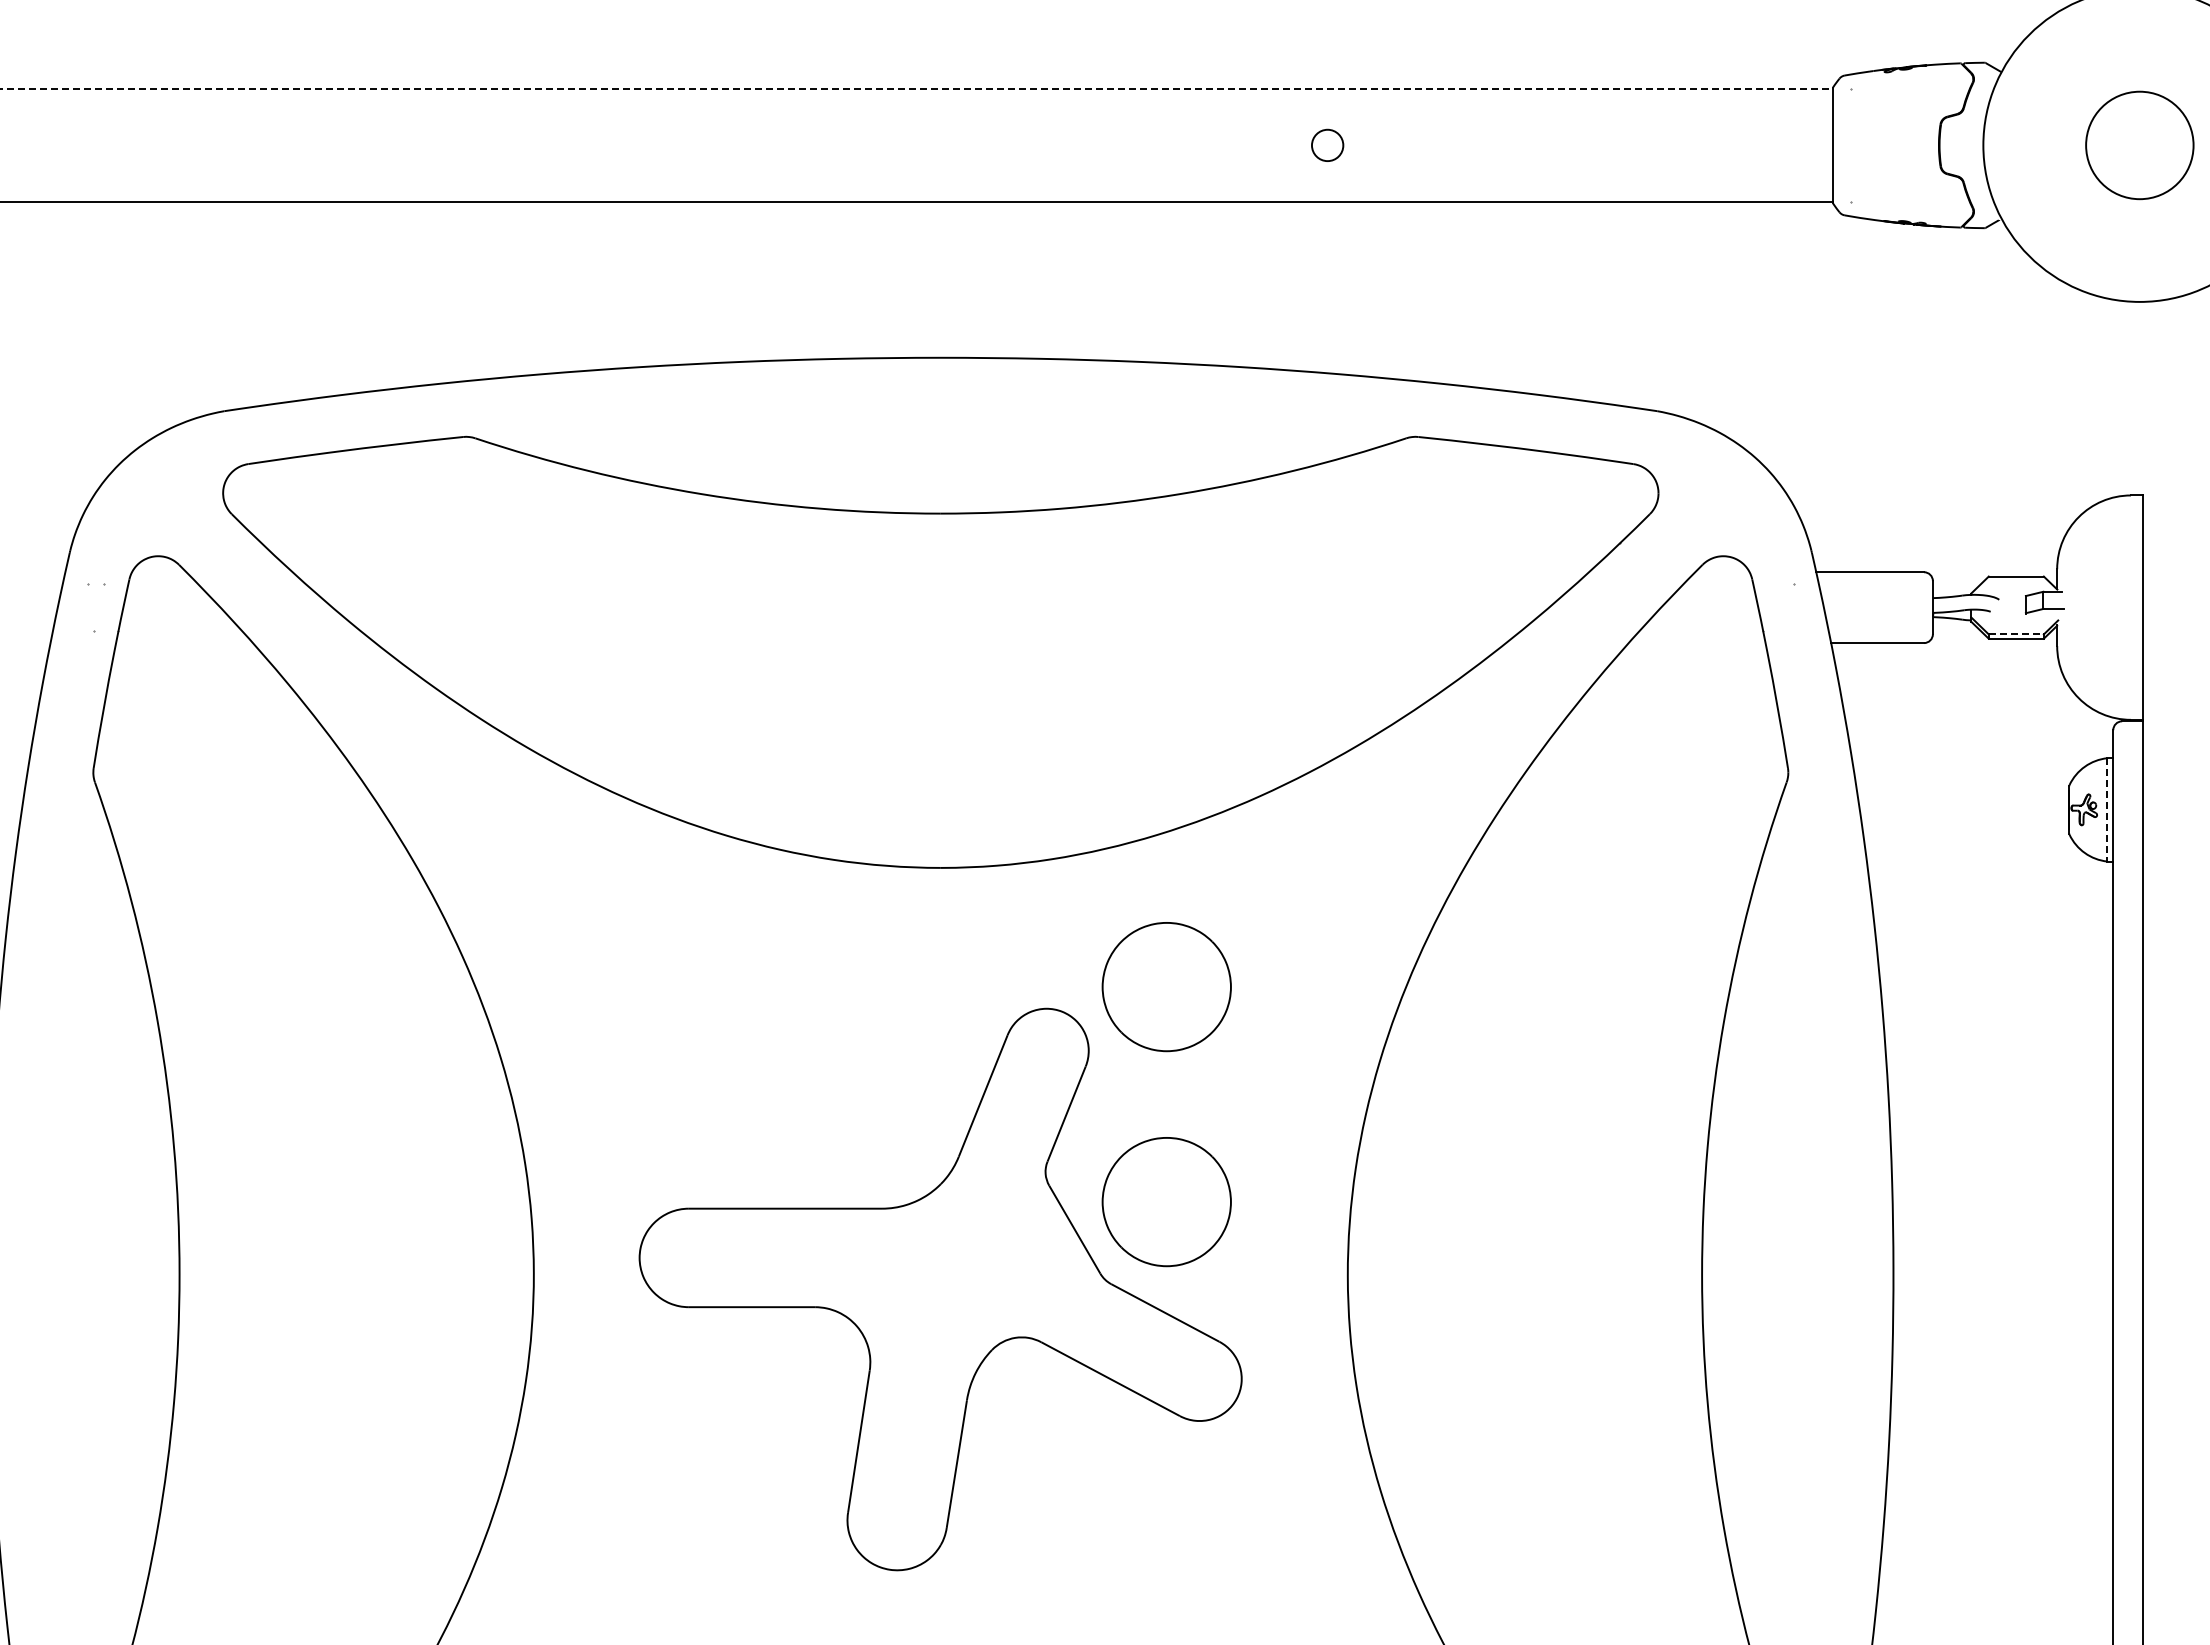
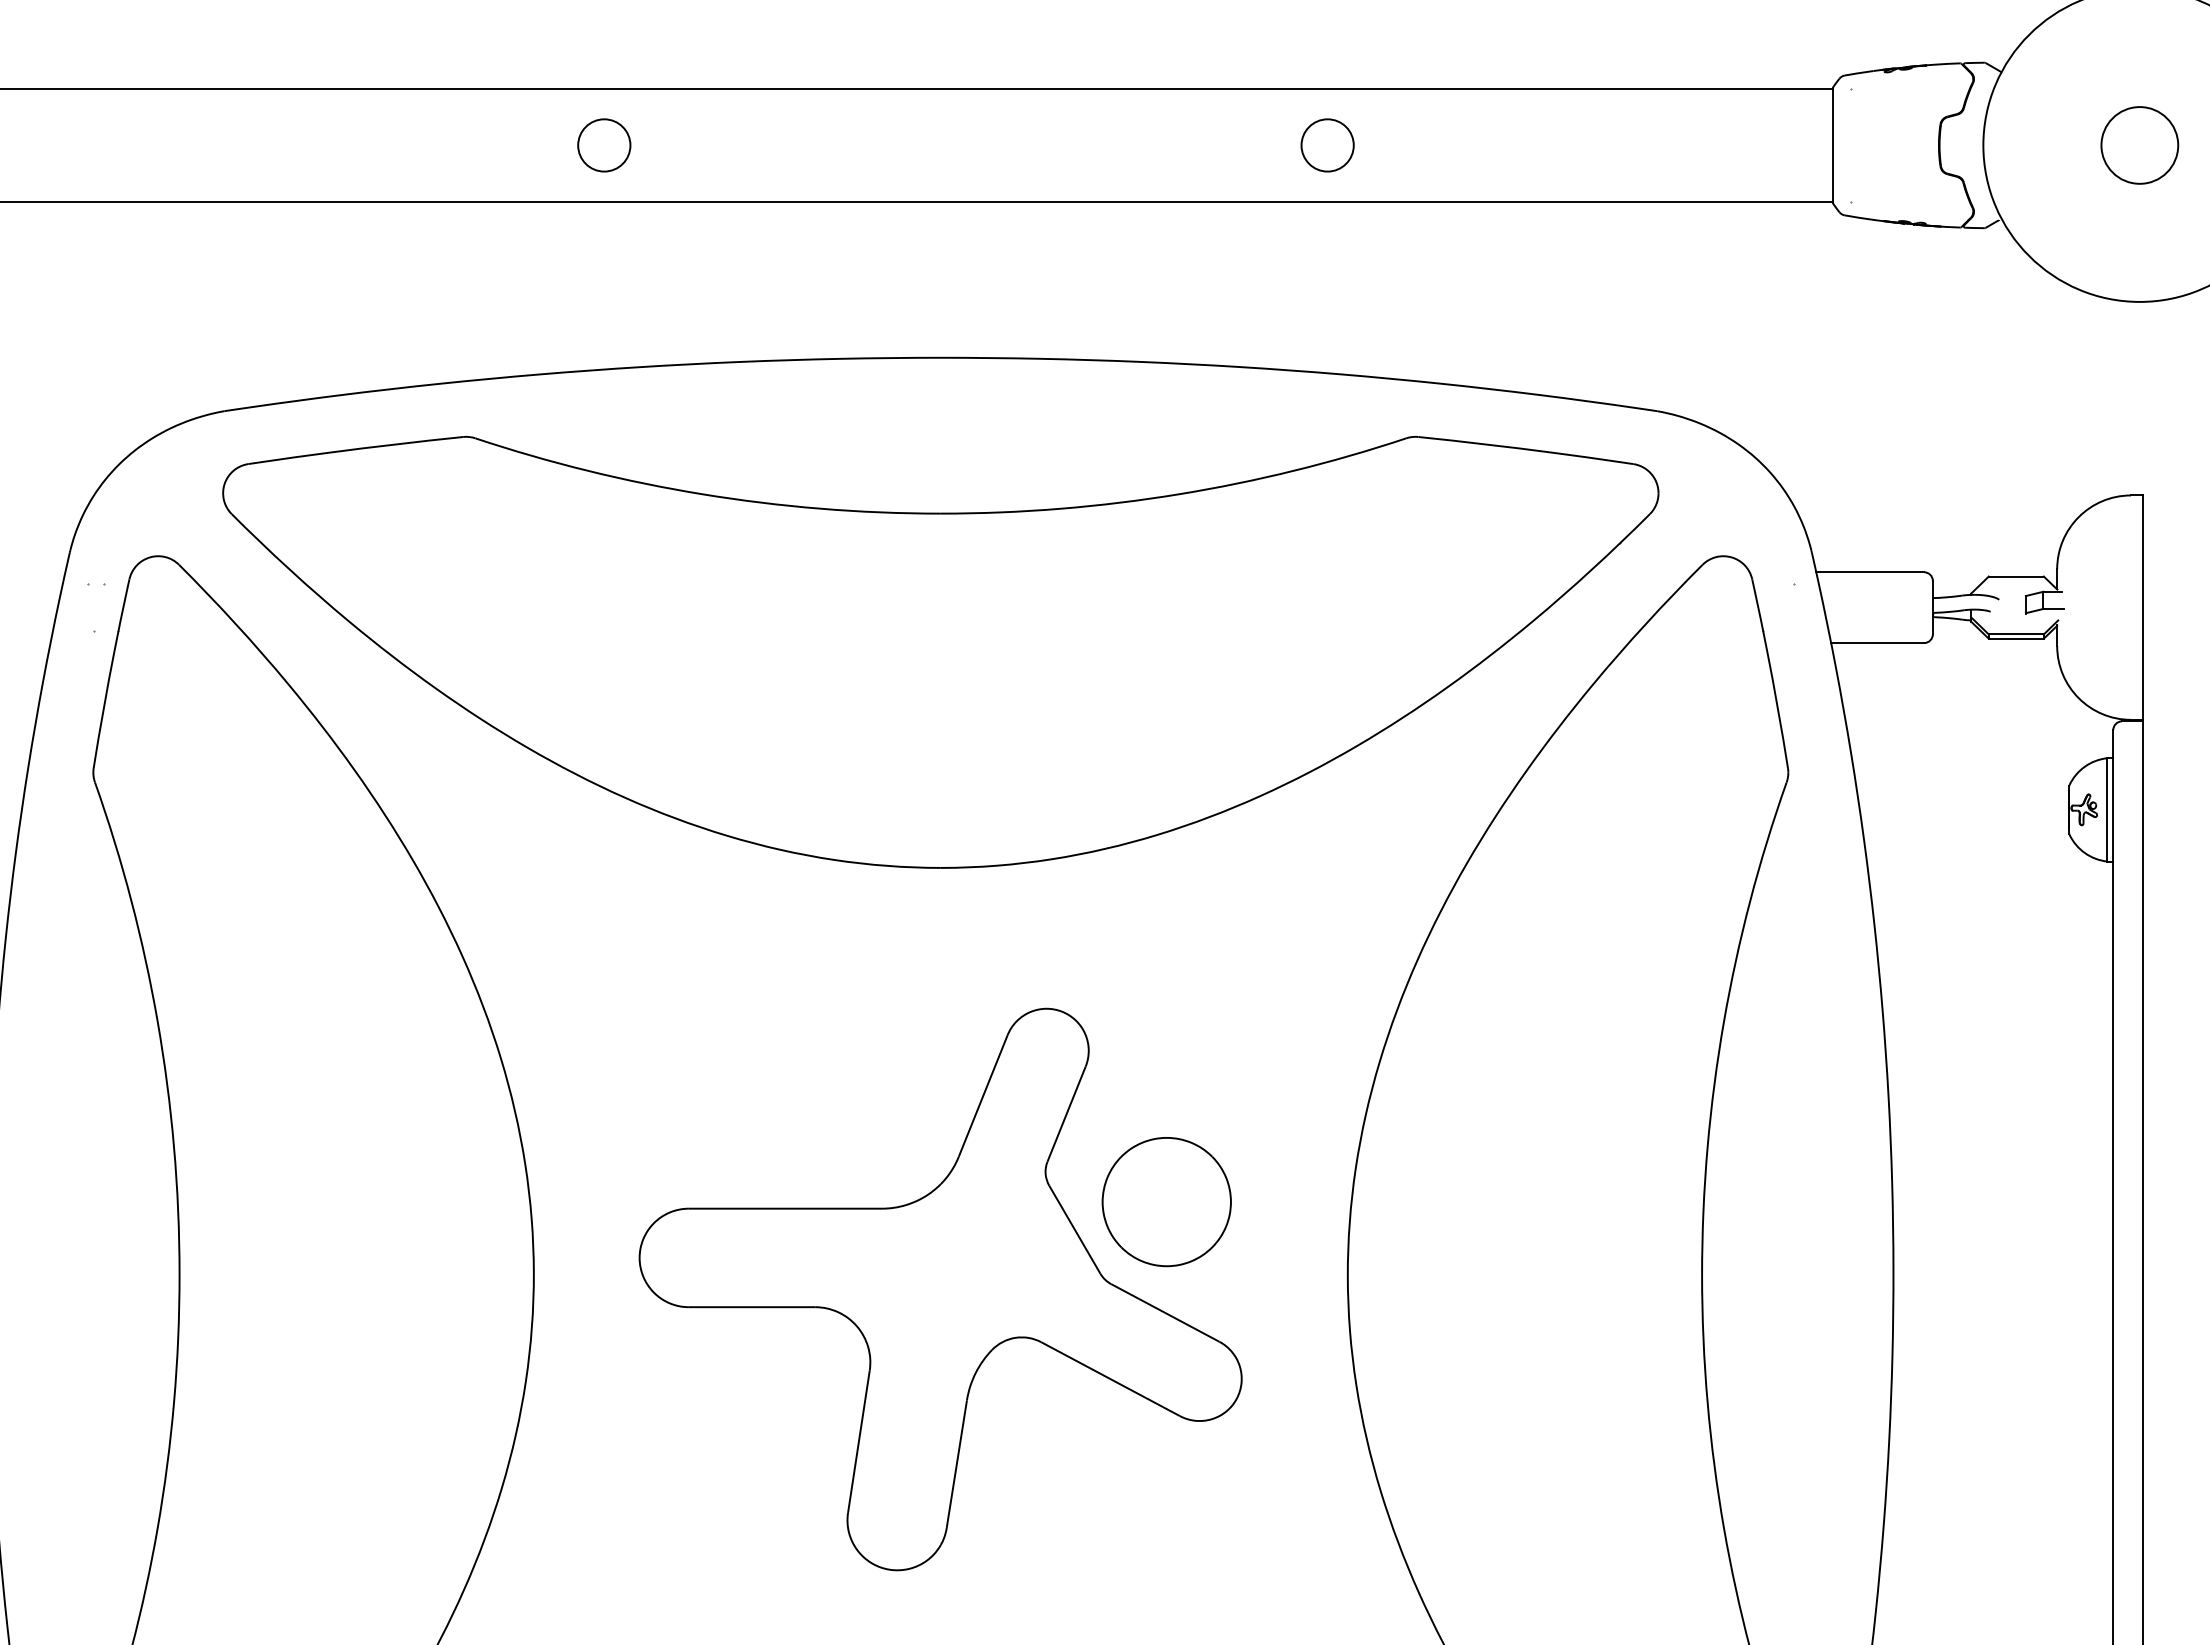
line: dashed -> solid (917, 89)
circle: none -> present (604, 145)
circle diameter: 31 px -> 52 px (1327, 145)
circle diameter: 107 px -> 77 px (2139, 145)
line: dashed -> solid (2016, 634)
line: dashed -> solid (2107, 809)
part: present -> none (1166, 987)
